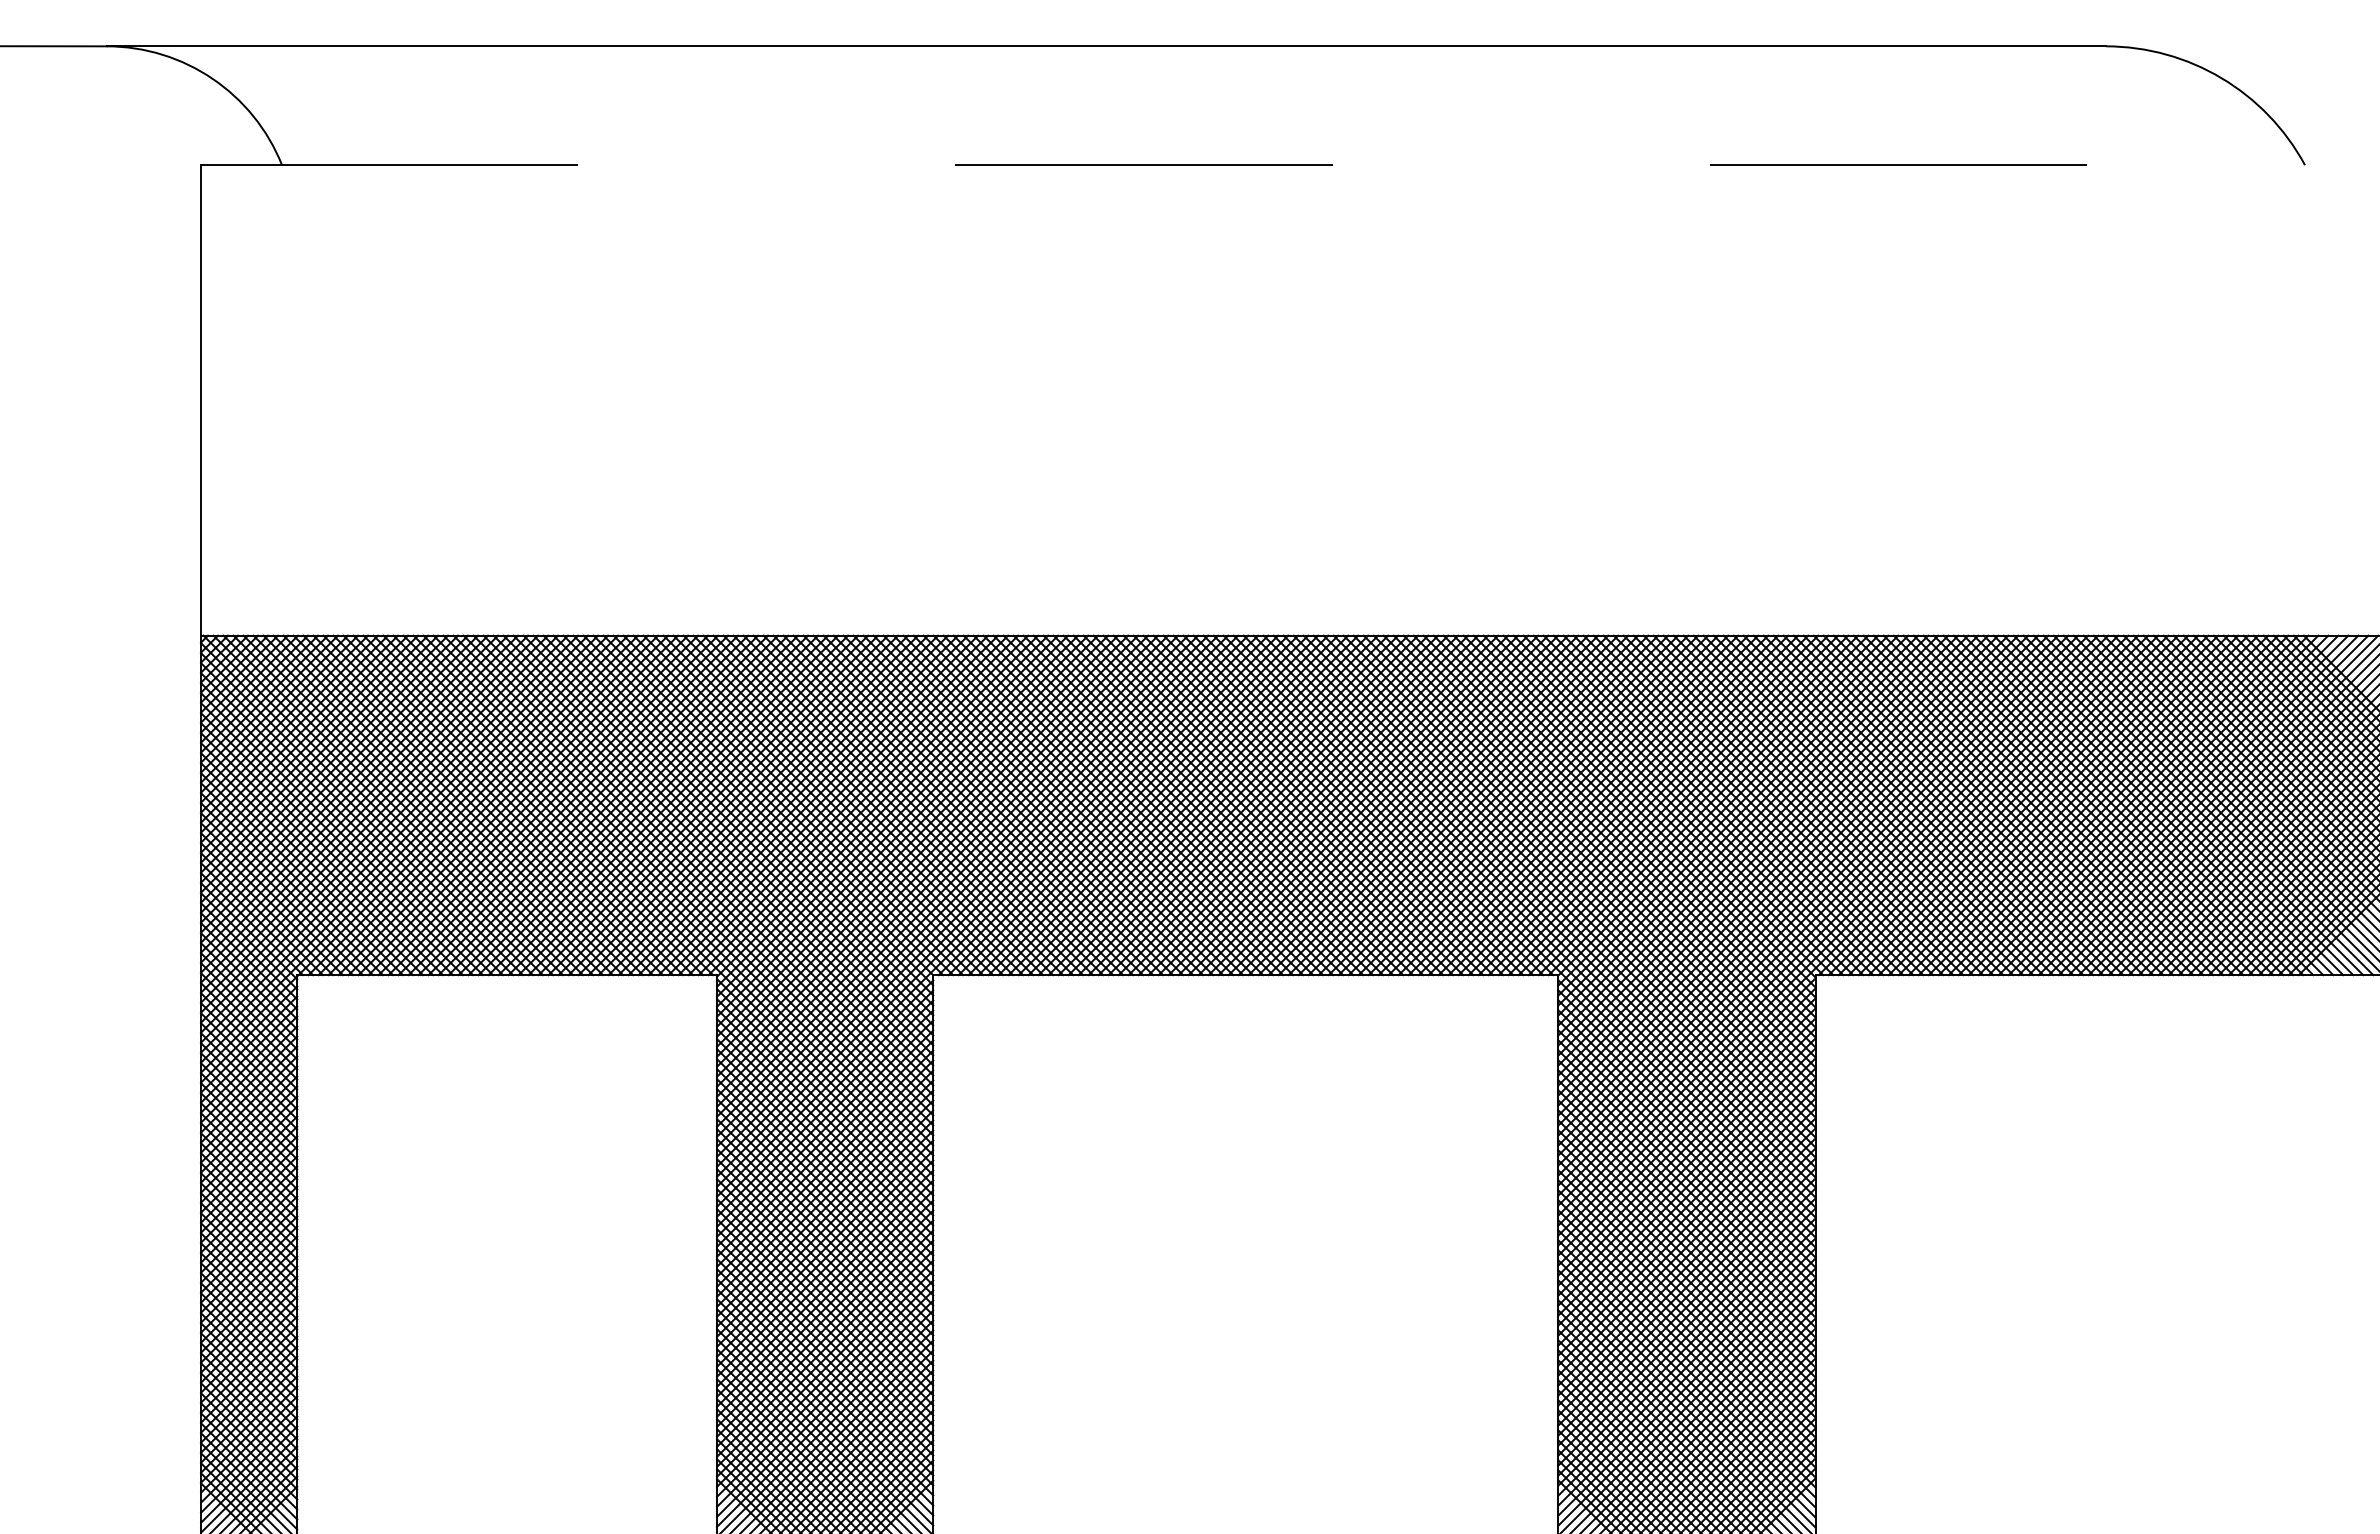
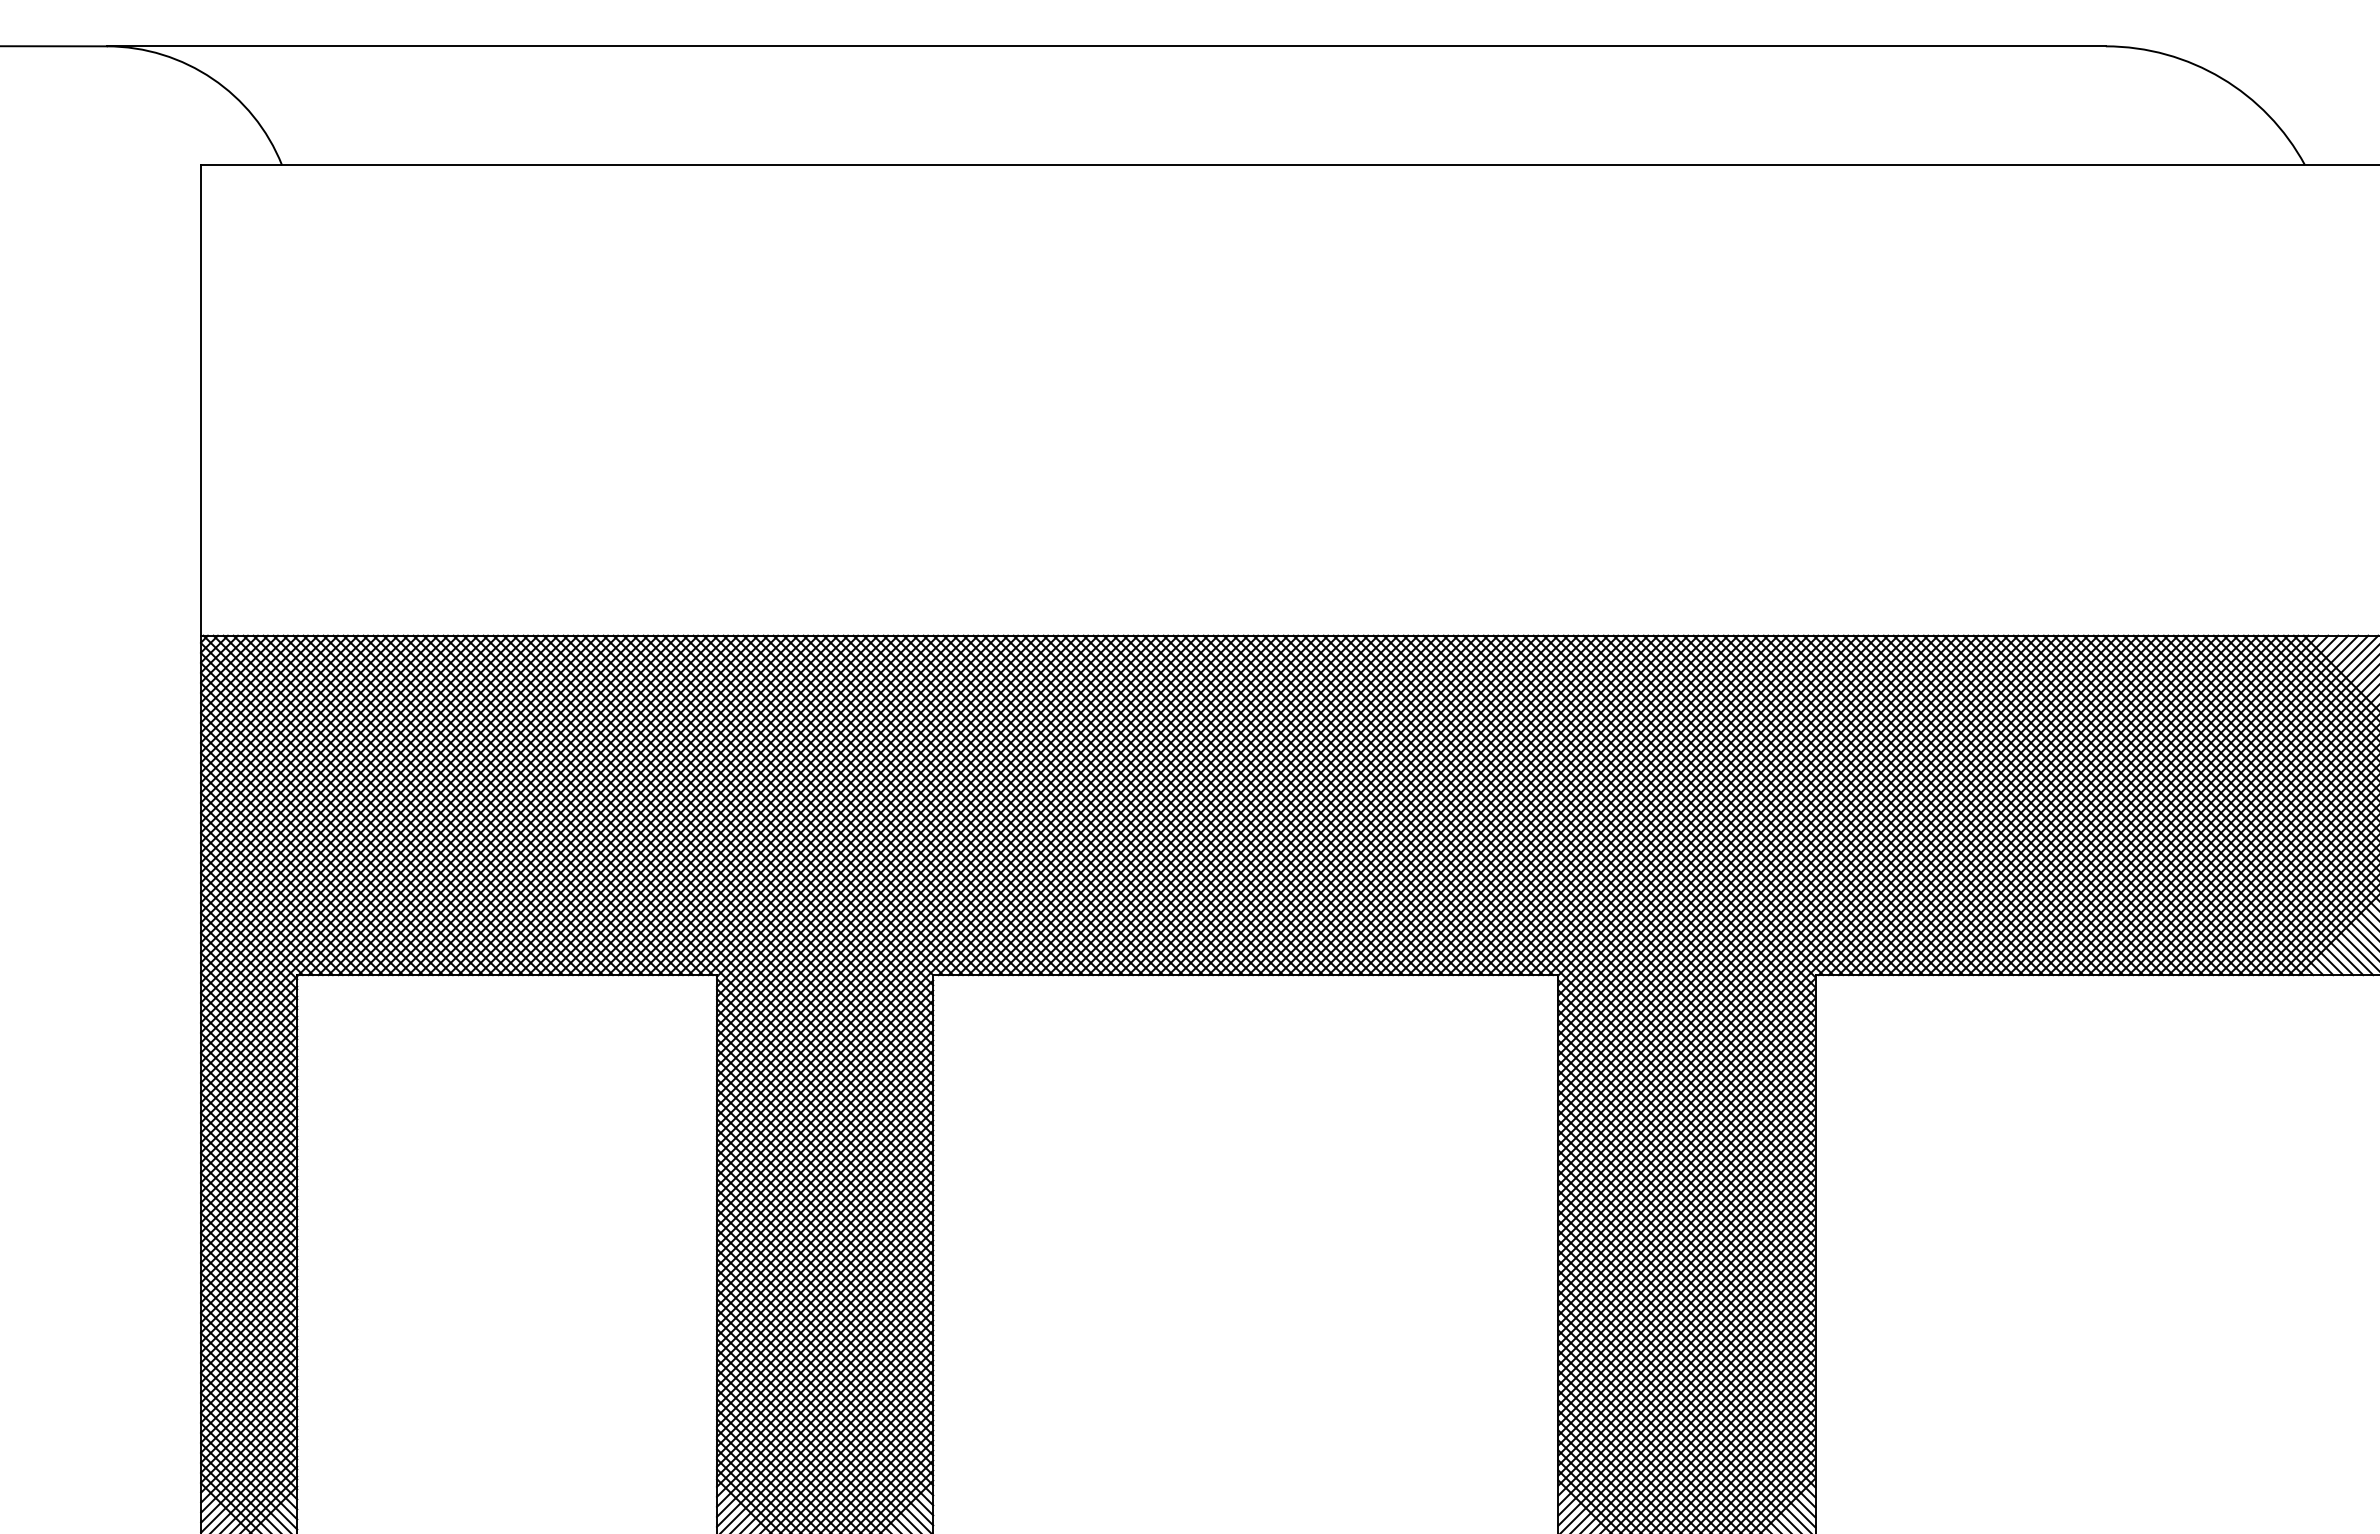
line: dashed -> solid (1290, 165)
